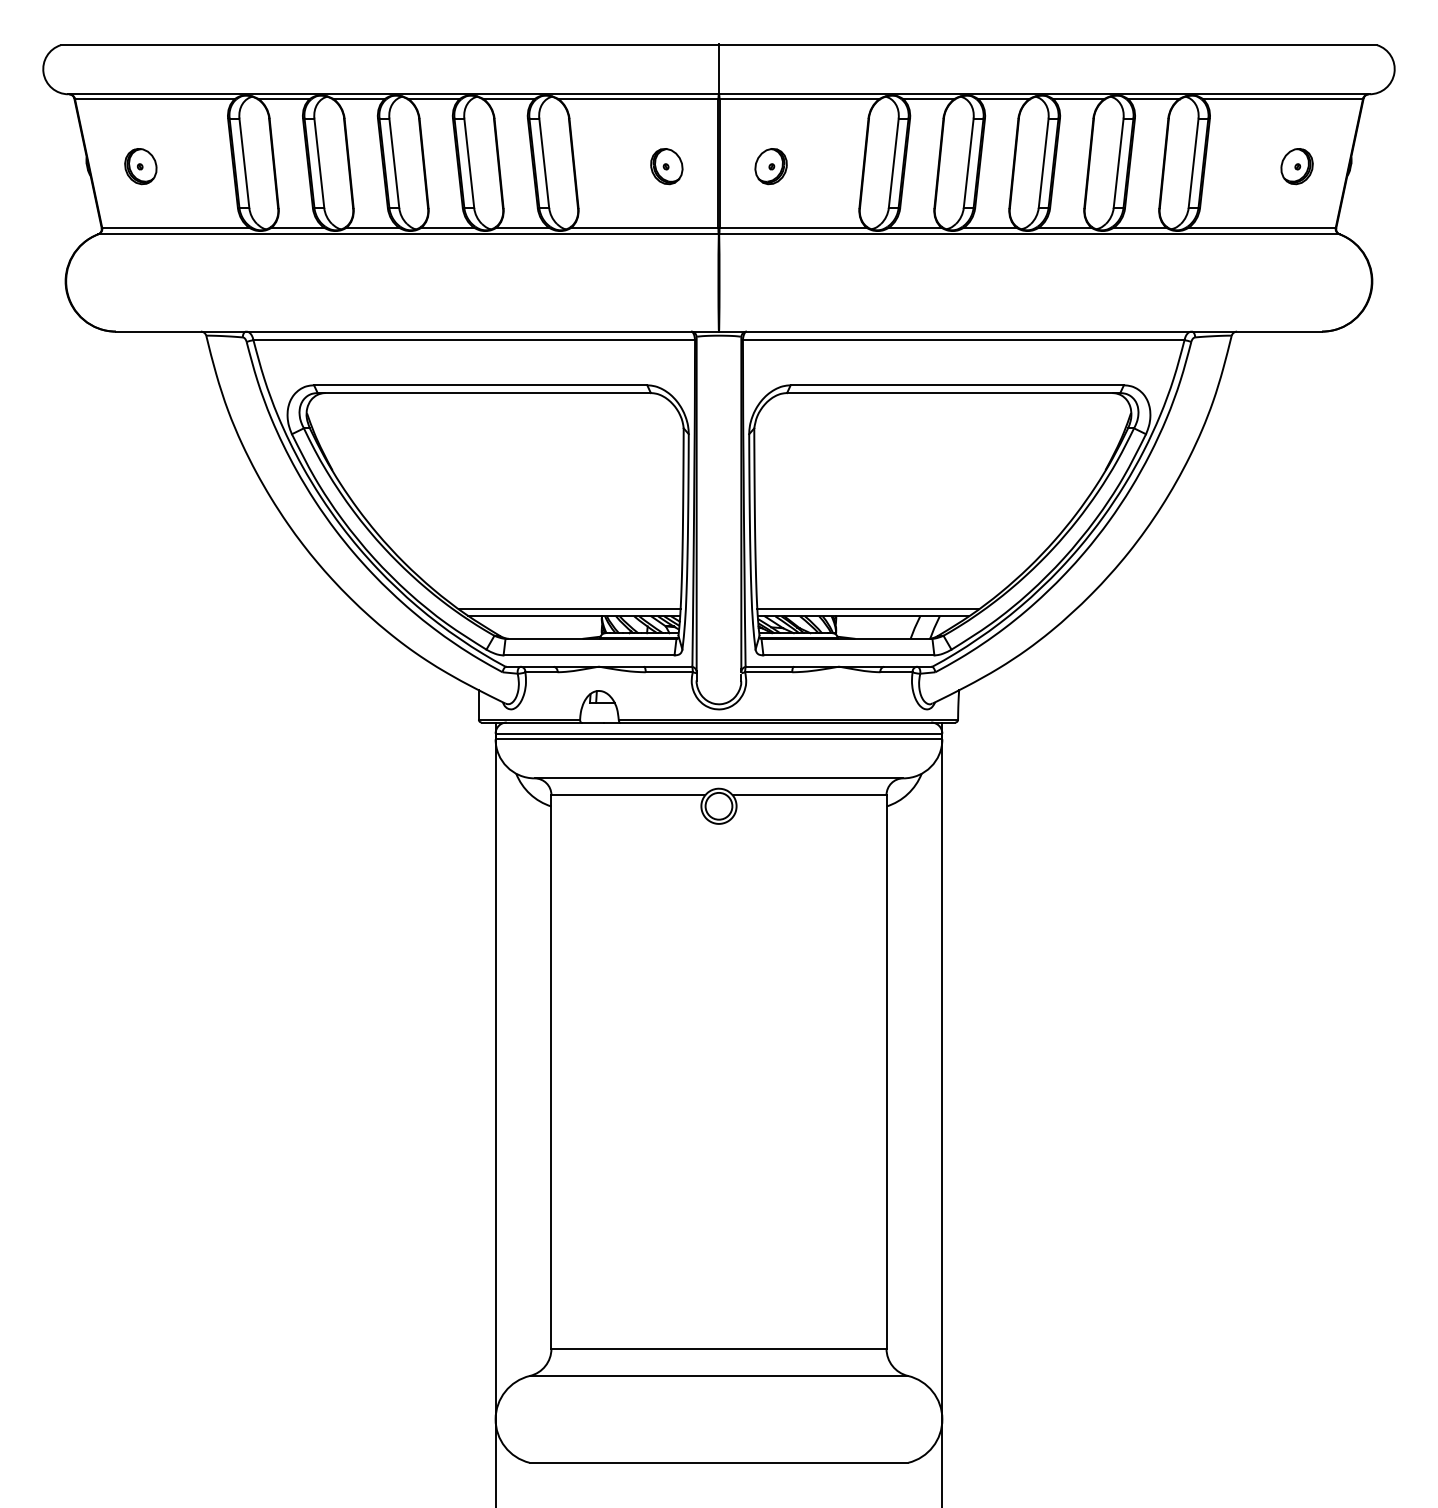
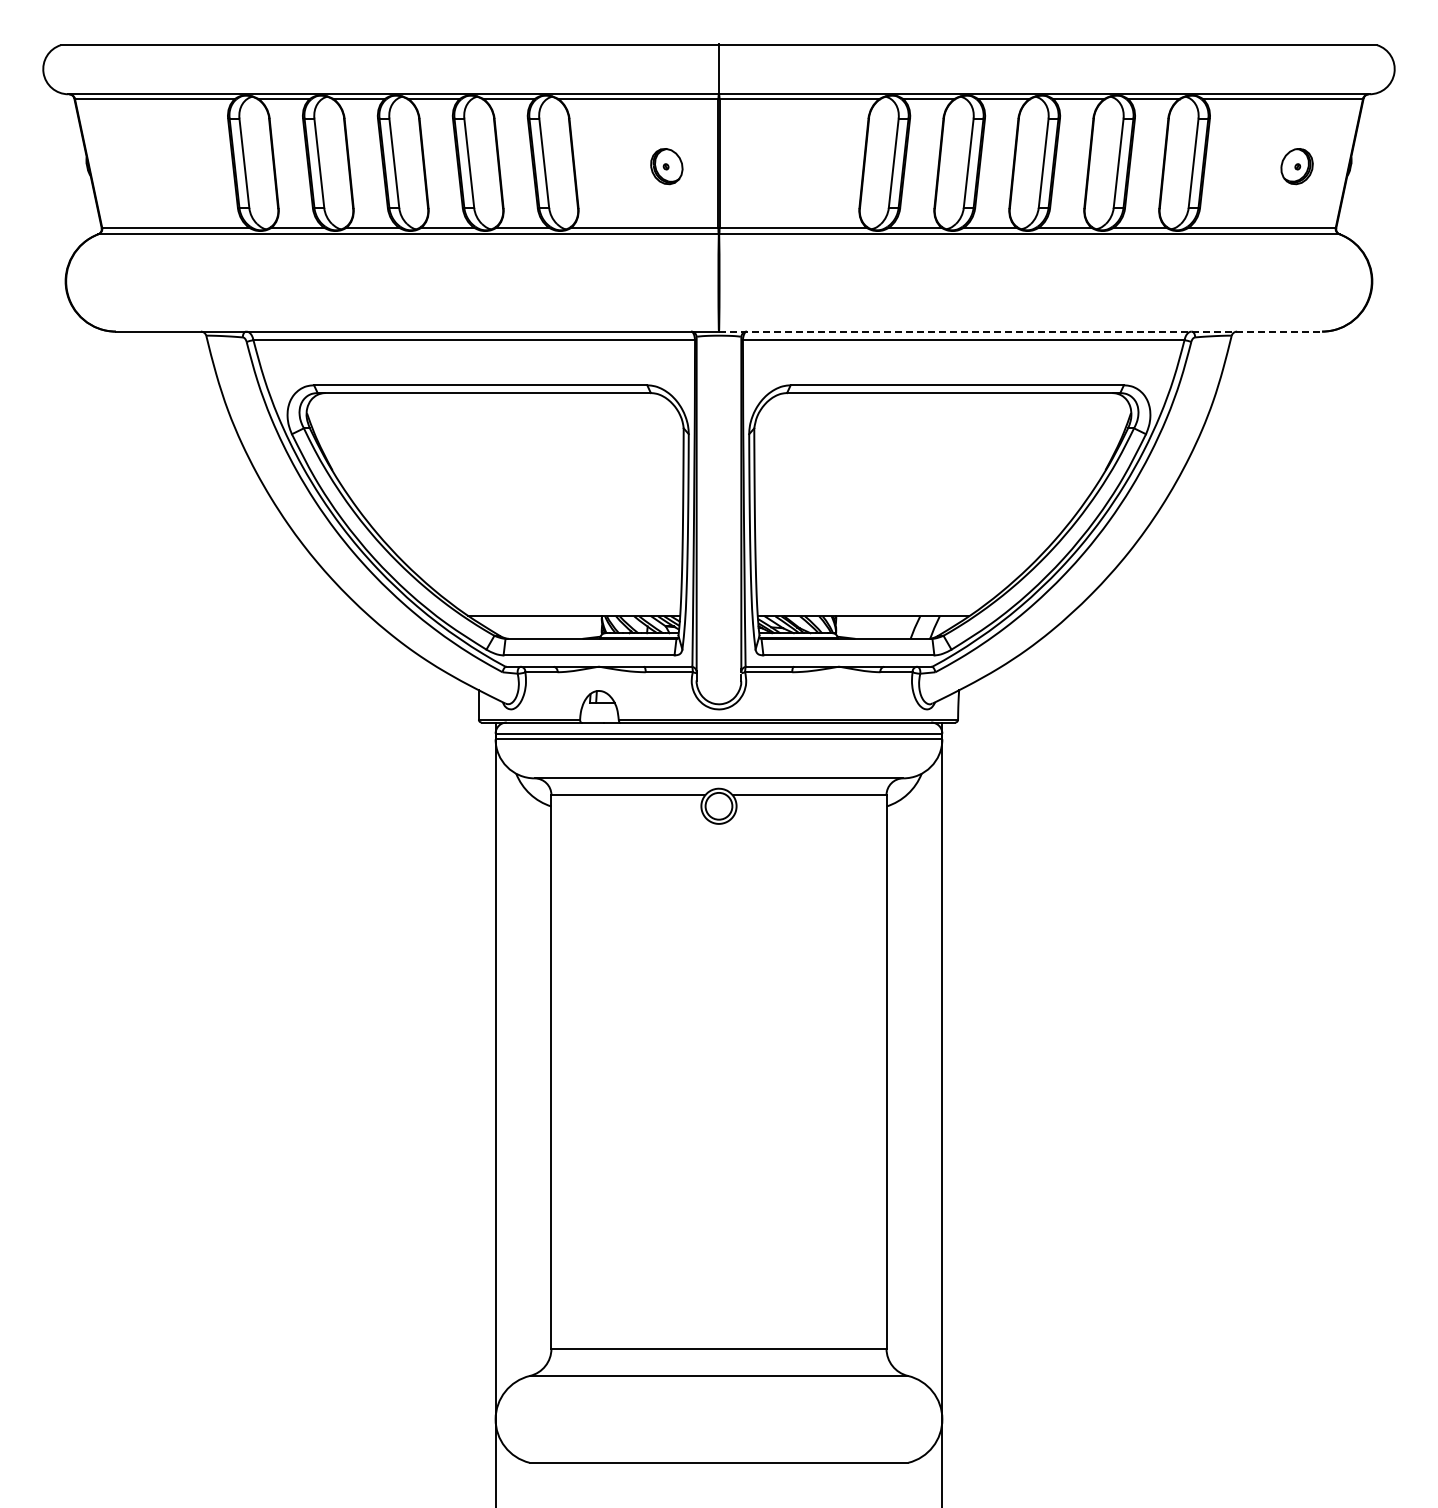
part: present -> none (140, 166)
part: present -> none (770, 166)
line: solid -> dashed (1020, 331)
line: present -> none (569, 609)
line: present -> none (867, 609)
